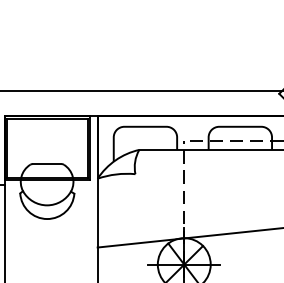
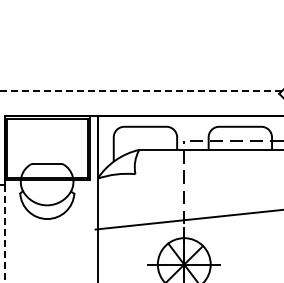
line: solid -> dashed (141, 91)
line: solid -> dashed (5, 234)
line position: (188, 237) -> (187, 219) (187, 219)
